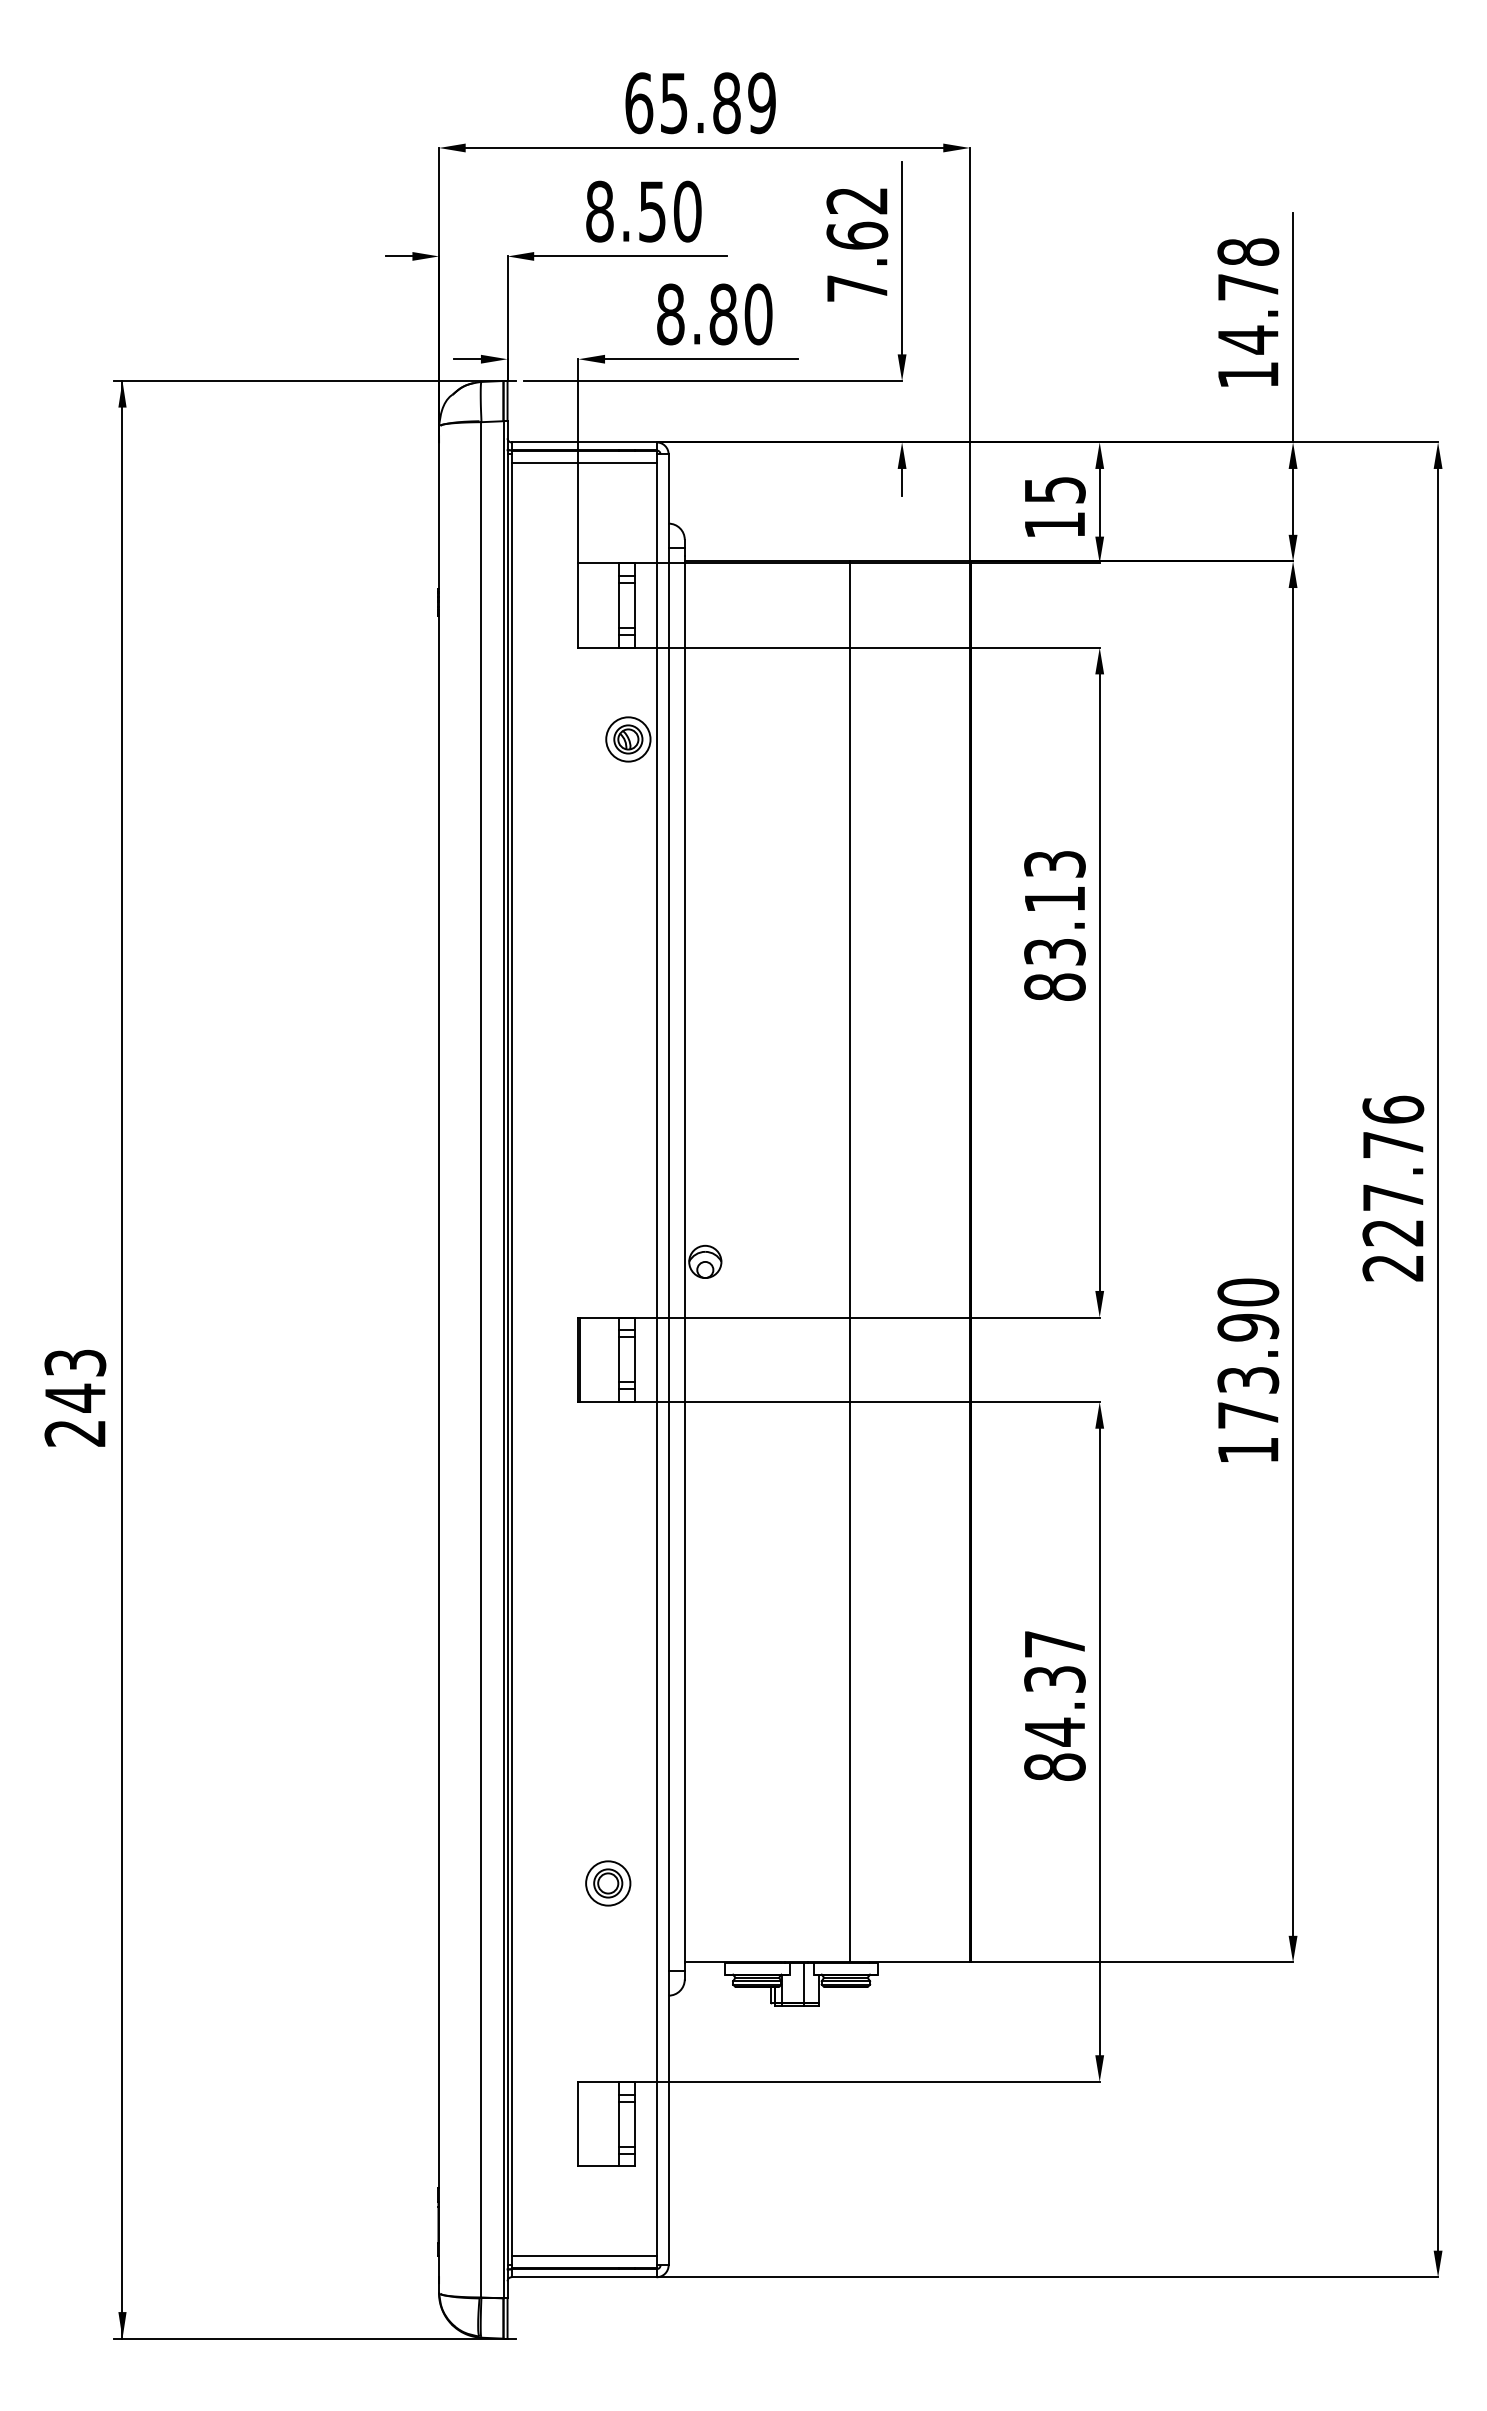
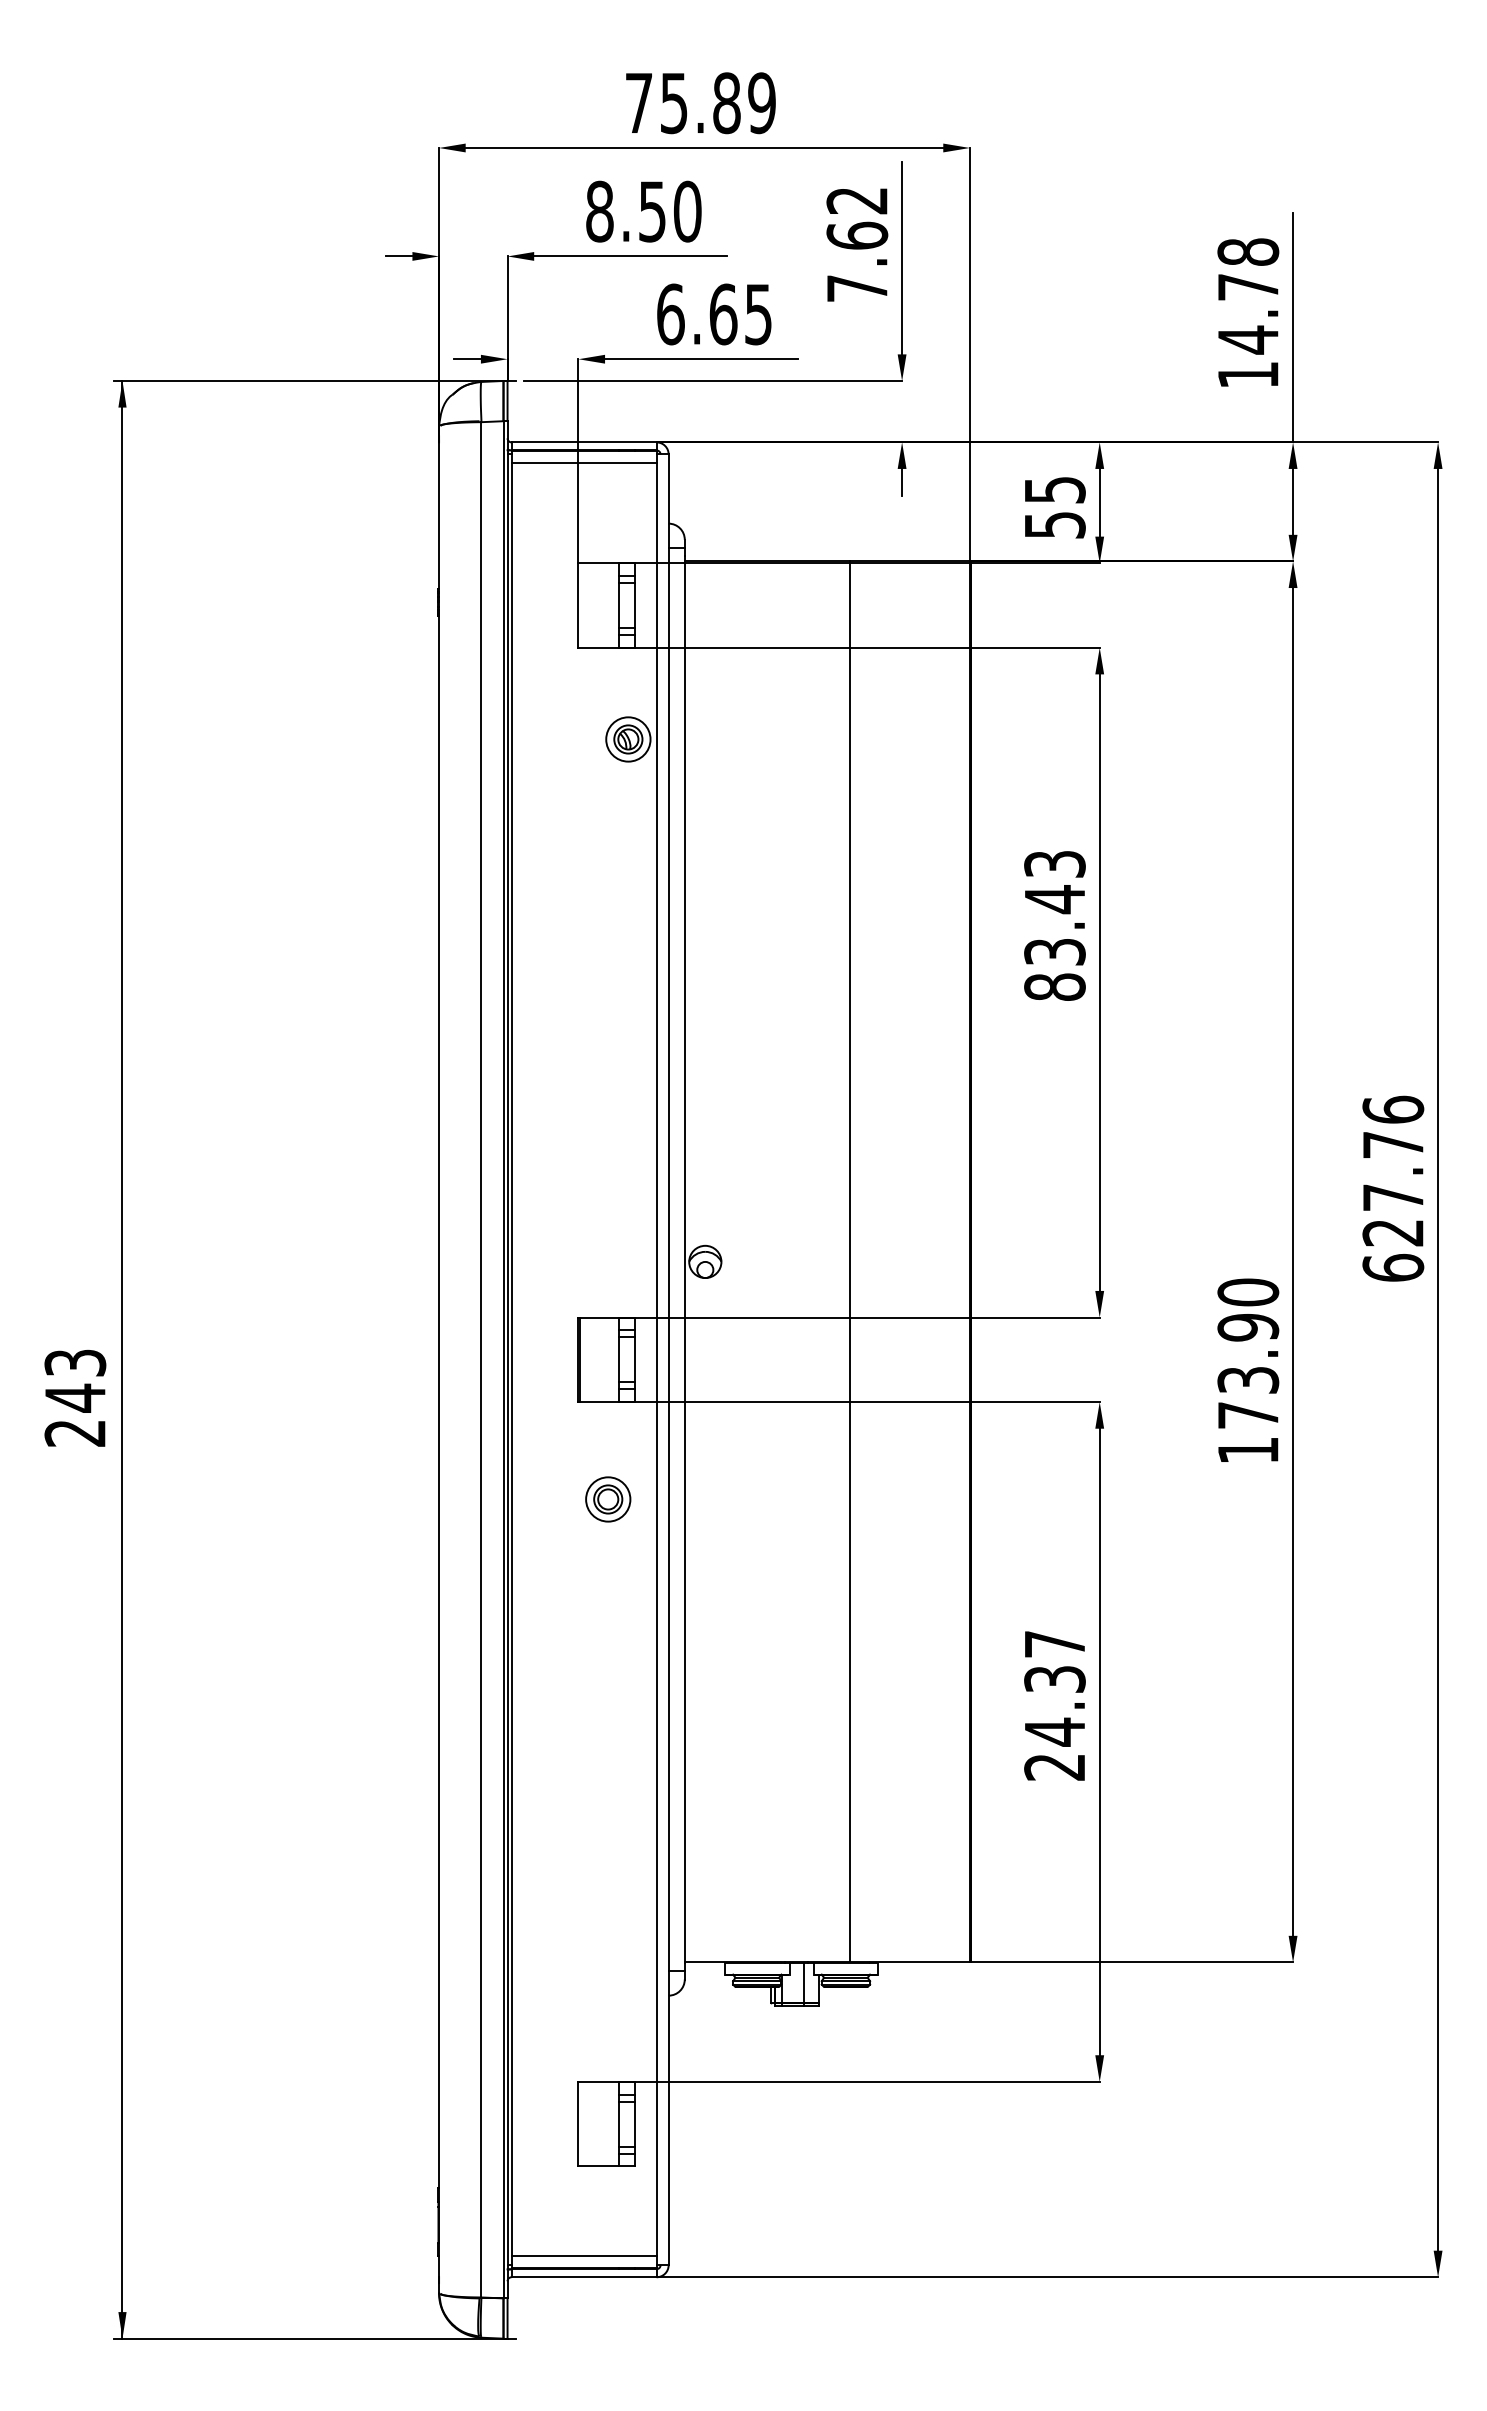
text: 65.89 -> 75.89 (639, 103)
text: 8.80 -> 6.65 (714, 314)
text: 15 -> 55 (1055, 525)
text: 83.13 -> 83.43 (1054, 899)
text: 227.76 -> 627.76 (1393, 1267)
text: 84.37 -> 24.37 (1054, 1766)
part position: (608, 1883) -> (608, 1499) (608, 1499)
